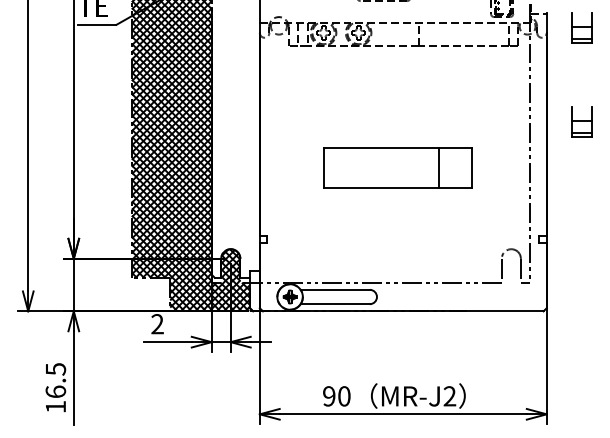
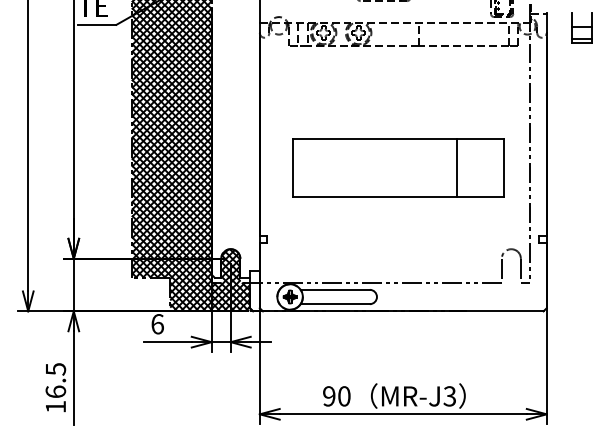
part: present -> none (581, 121)
part size: 150x42 px -> 213x60 px (398, 167)
text: 2 -> 6 (157, 324)
text: MR-J2 -> MR-J3 (449, 396)
